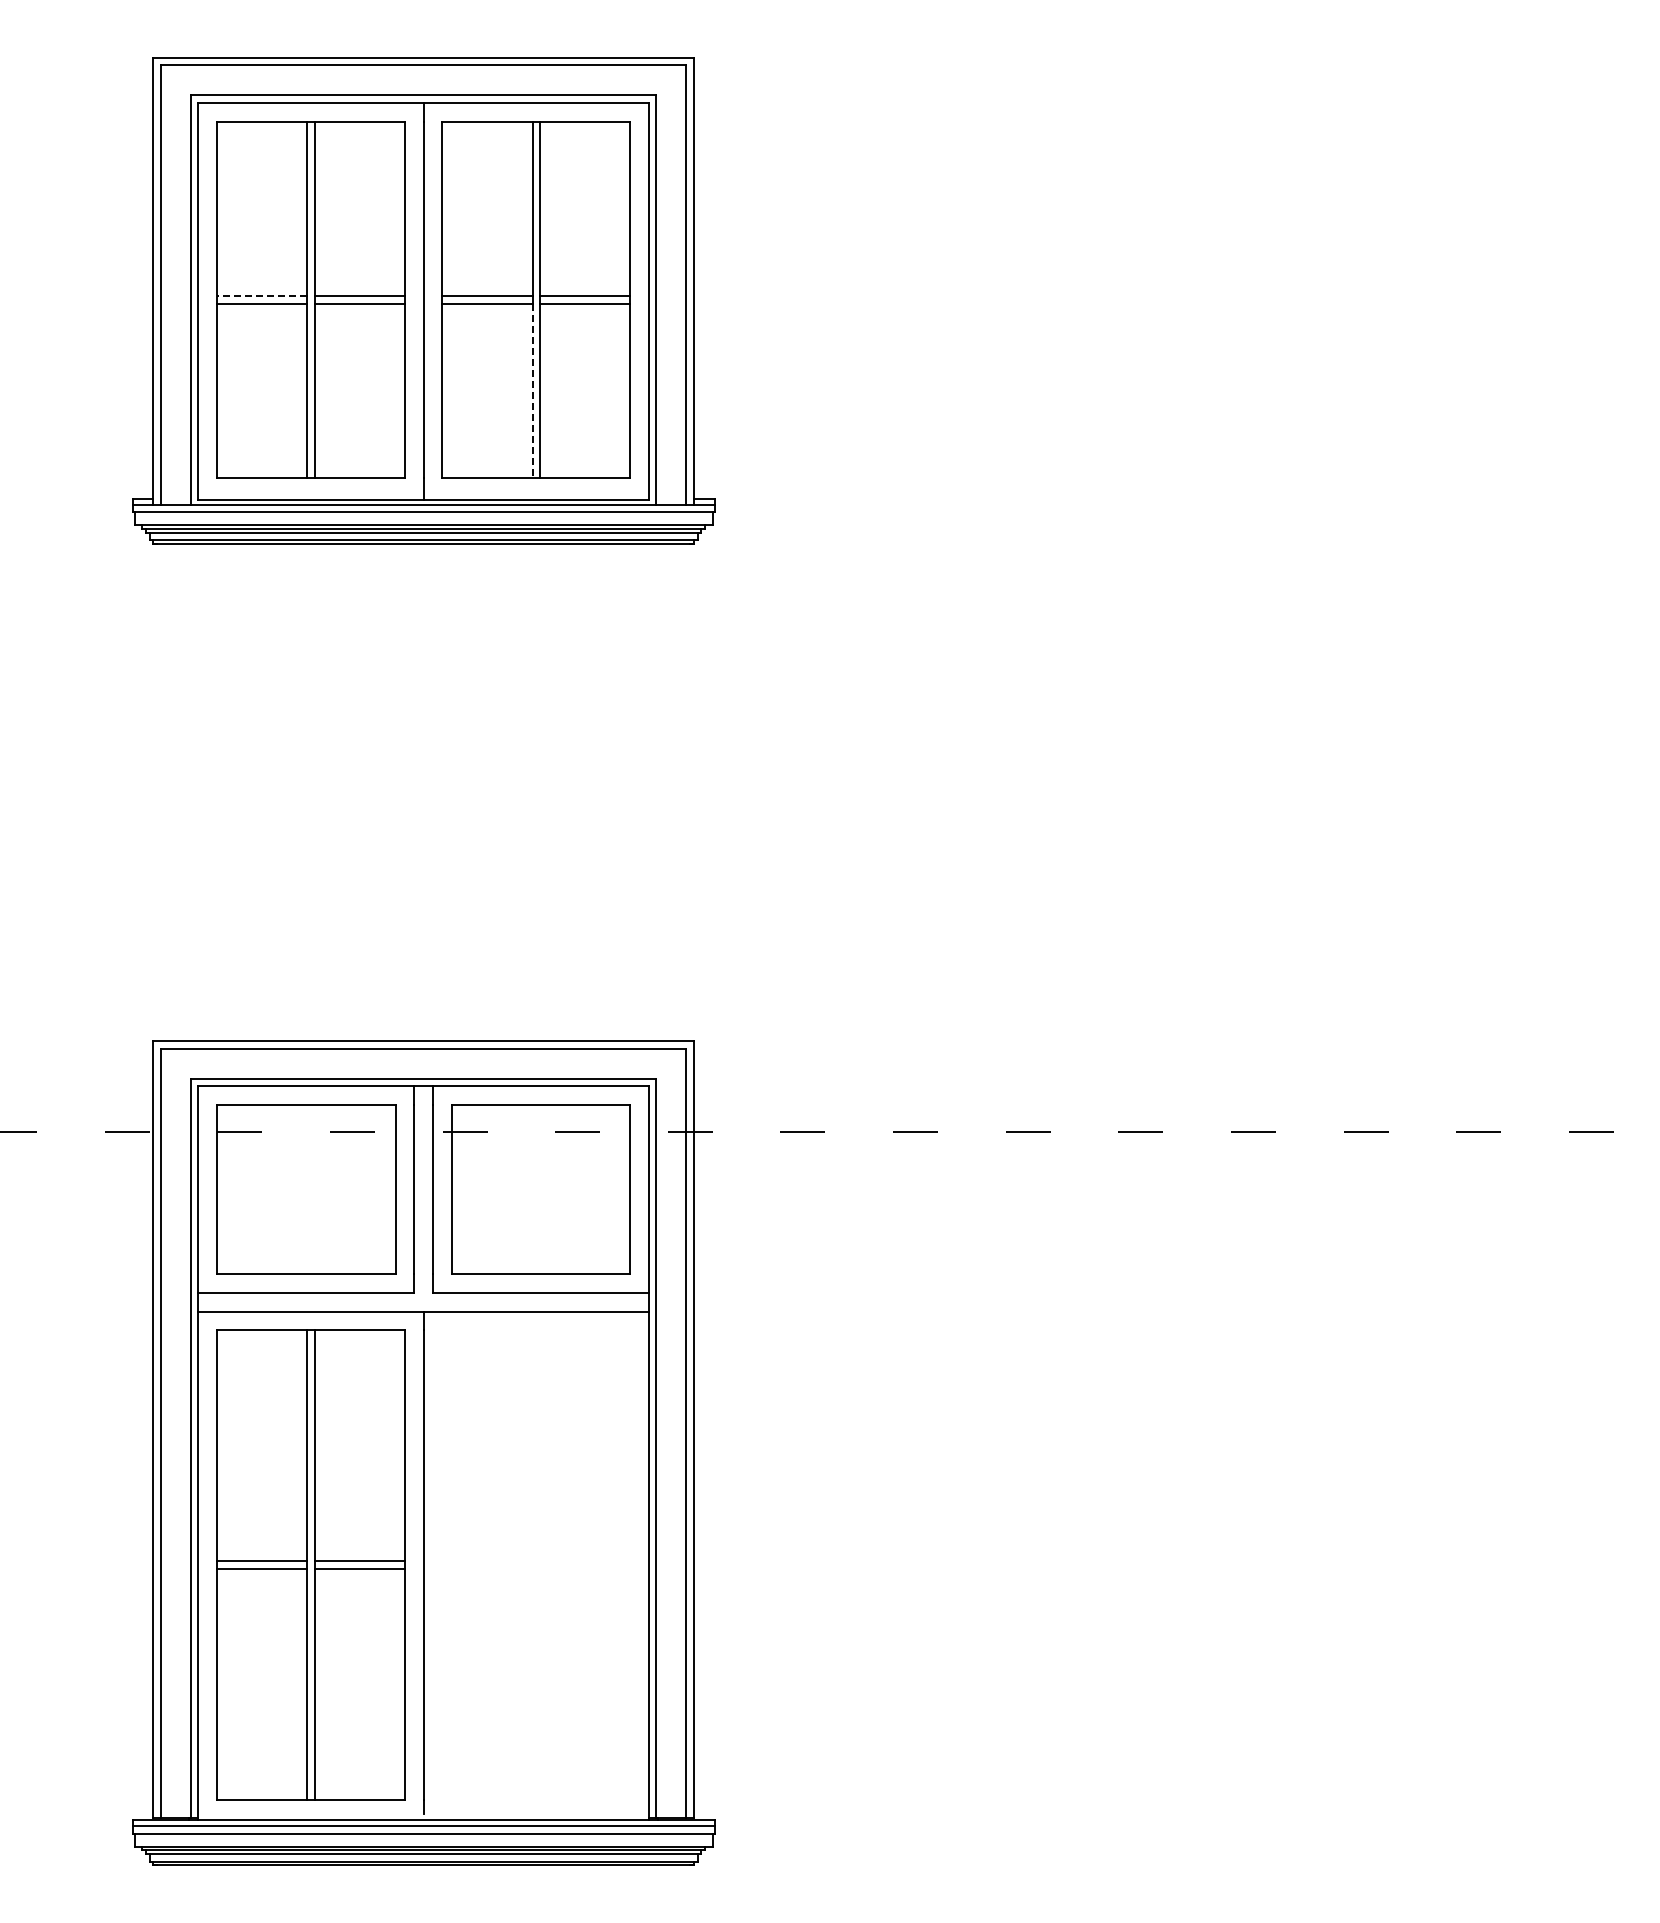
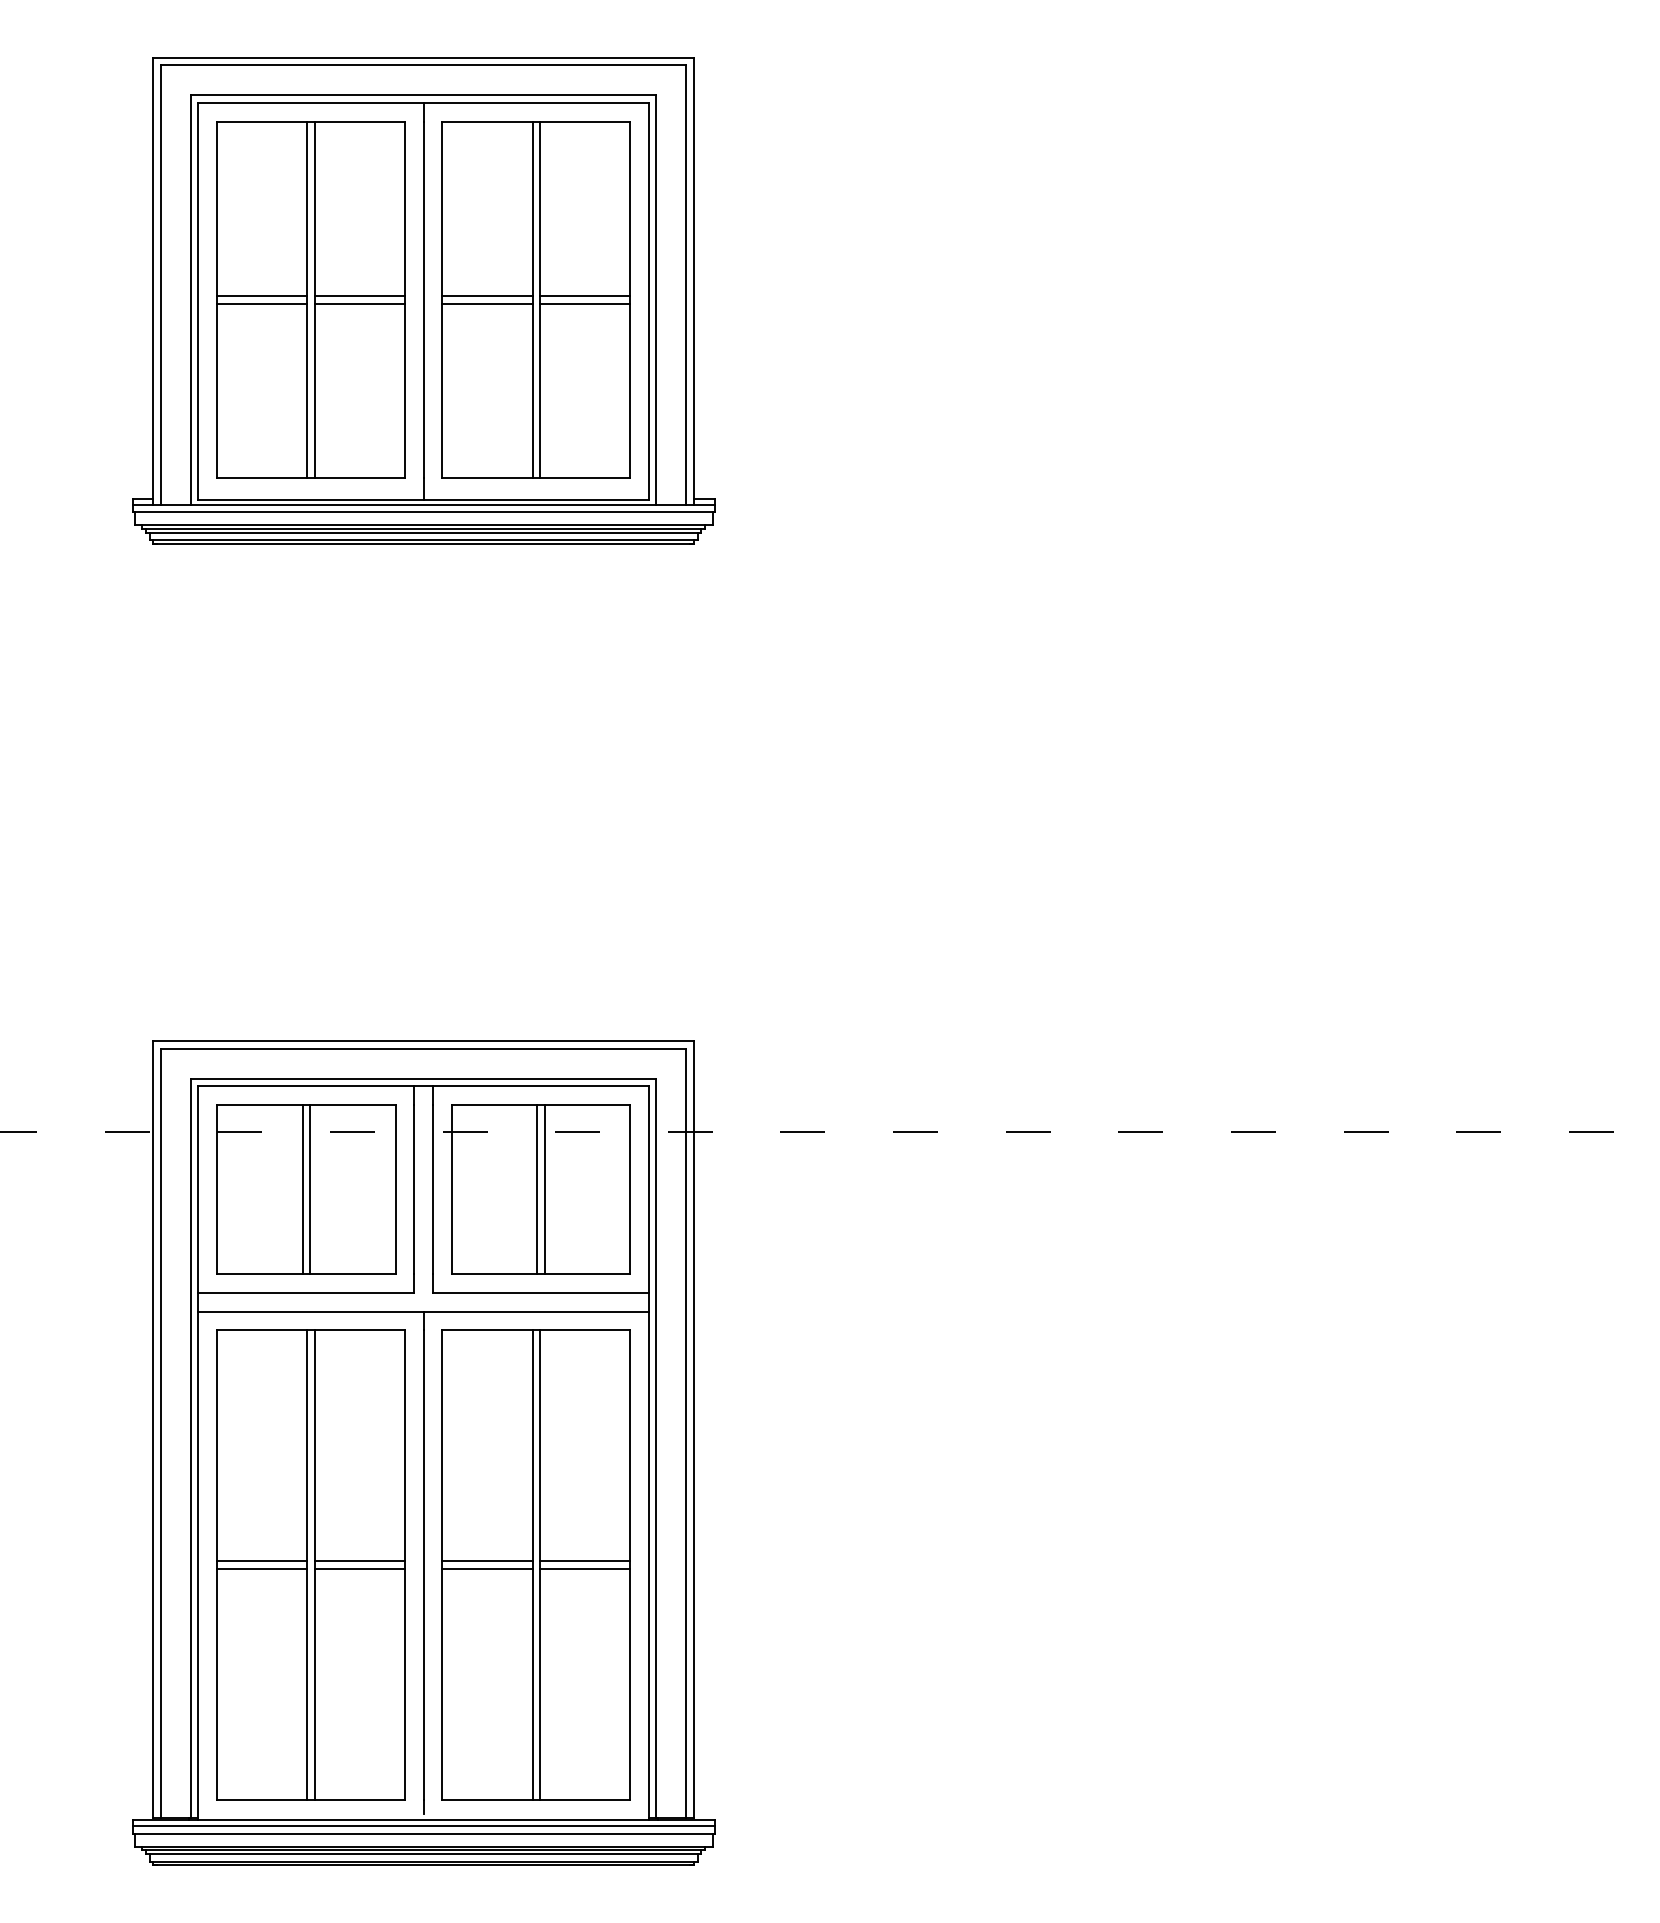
line: dashed -> solid (261, 296)
line: dashed -> solid (532, 391)
line: none -> present (302, 1189)
line: none -> present (310, 1189)
line: none -> present (537, 1189)
line: none -> present (544, 1189)
part: none -> present (535, 1564)
